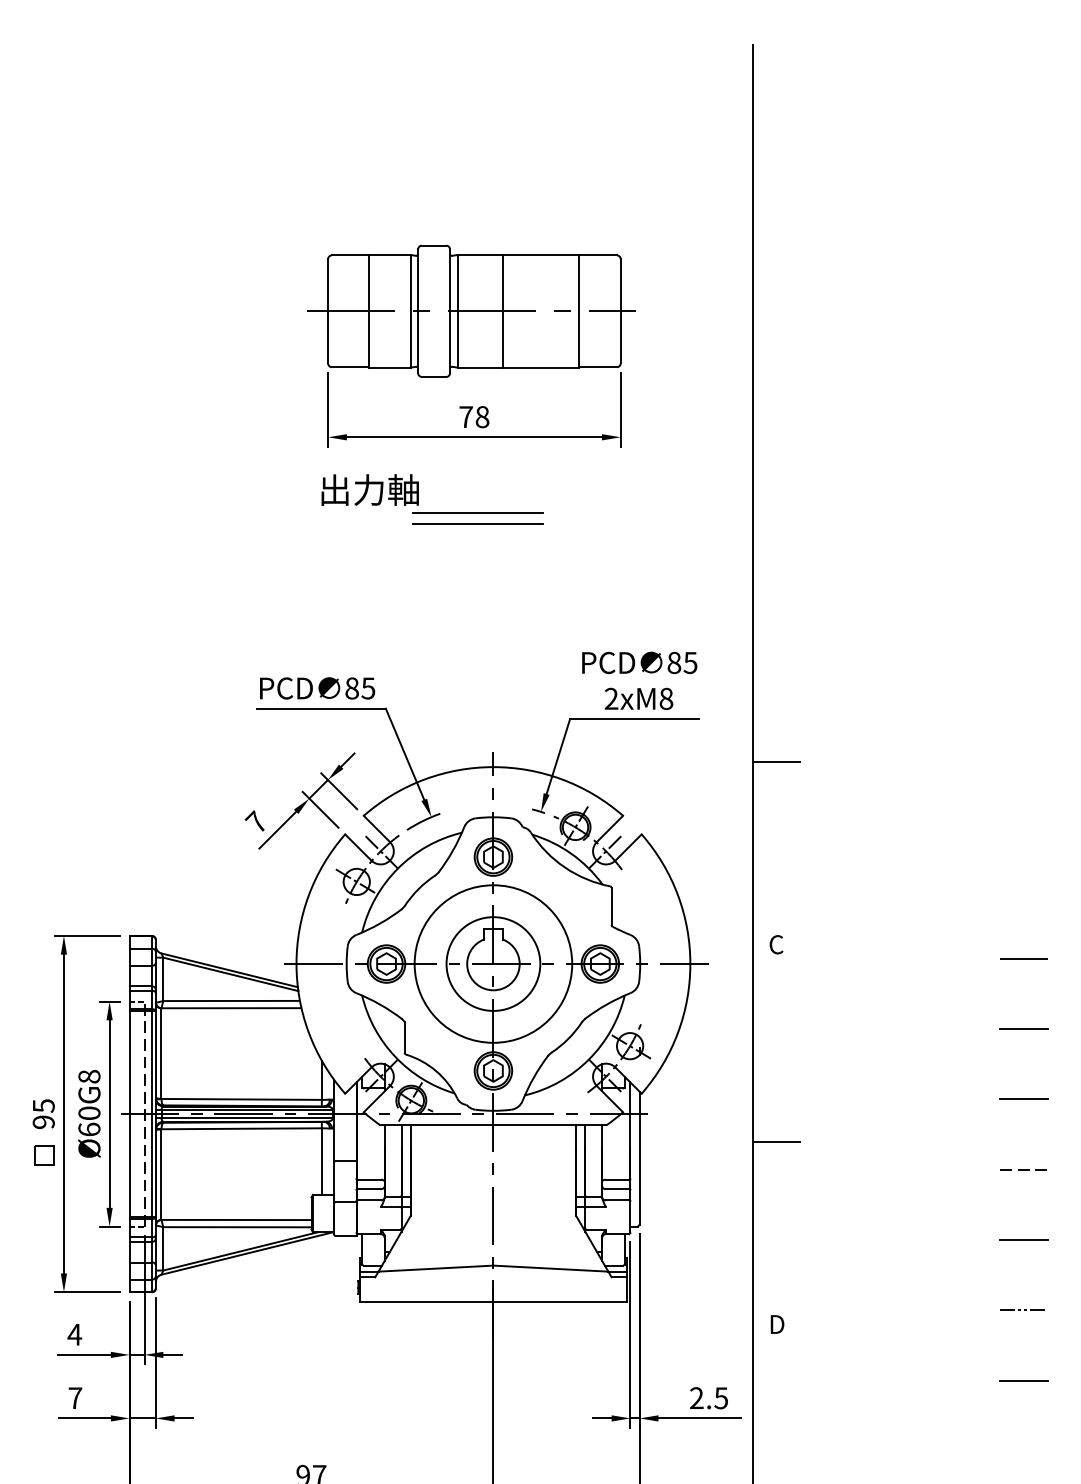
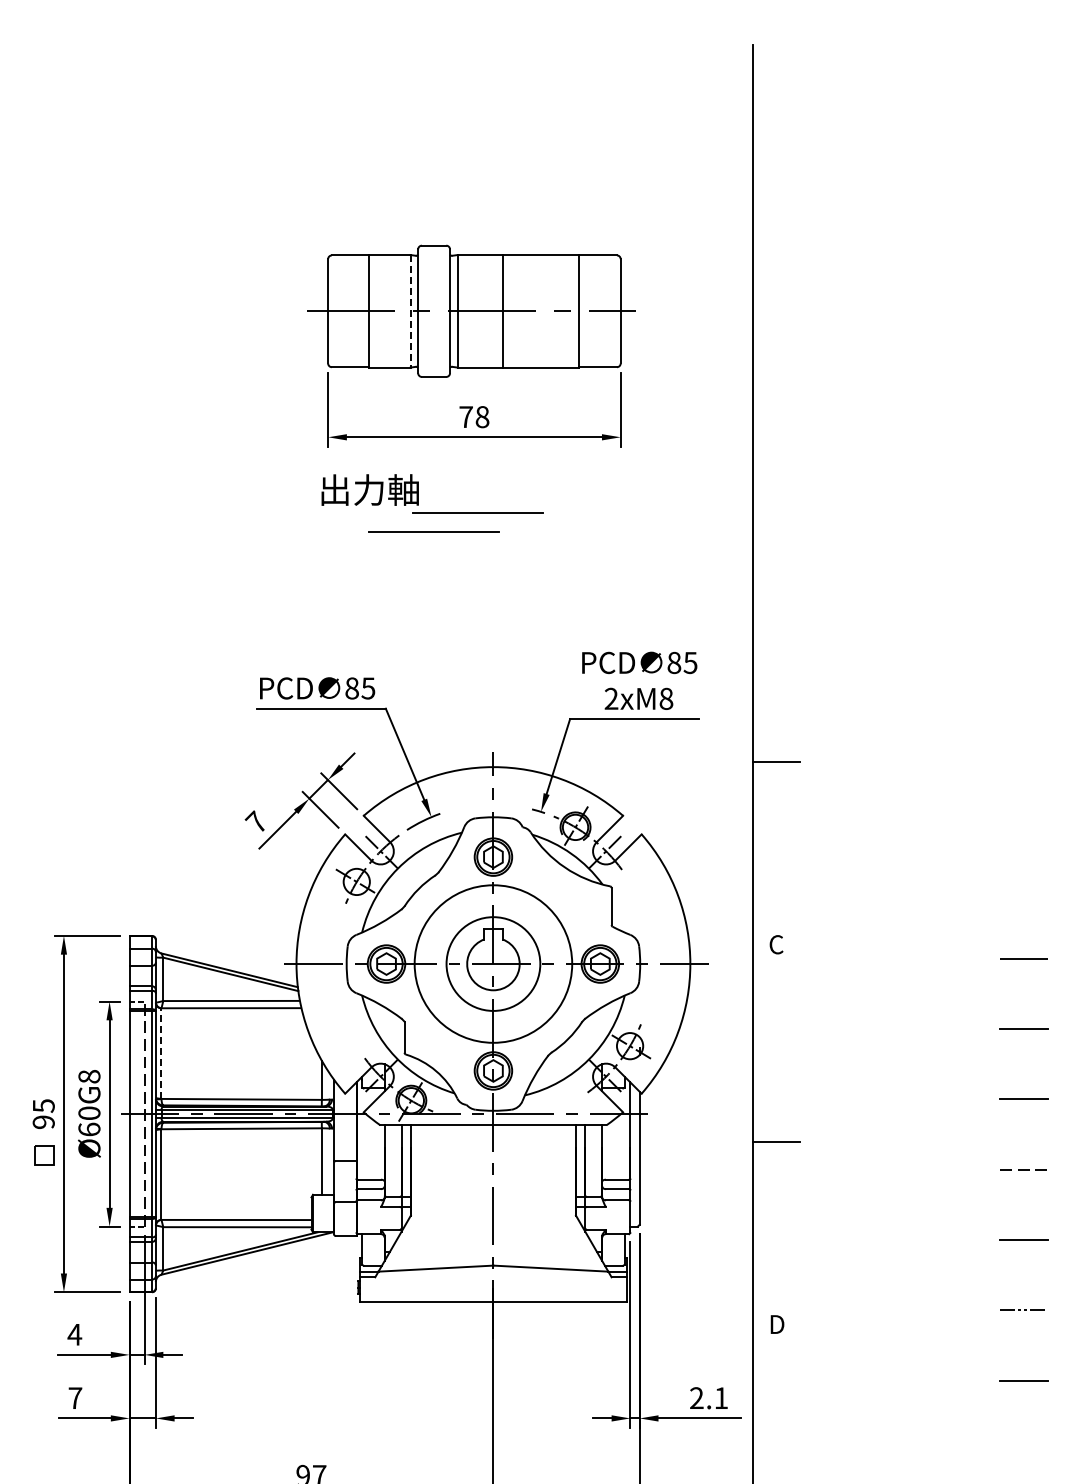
line: solid -> dashed (410, 311)
line position: (477, 523) -> (433, 531) (433, 531)
line: solid -> dashed (161, 1052)
text: 2.5 -> 2.1 (720, 1398)
